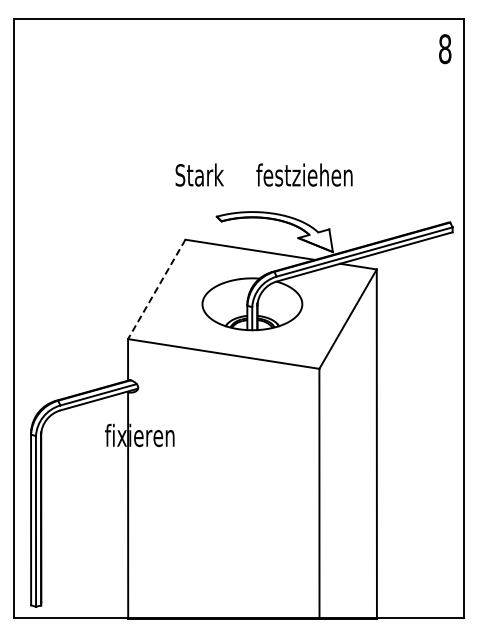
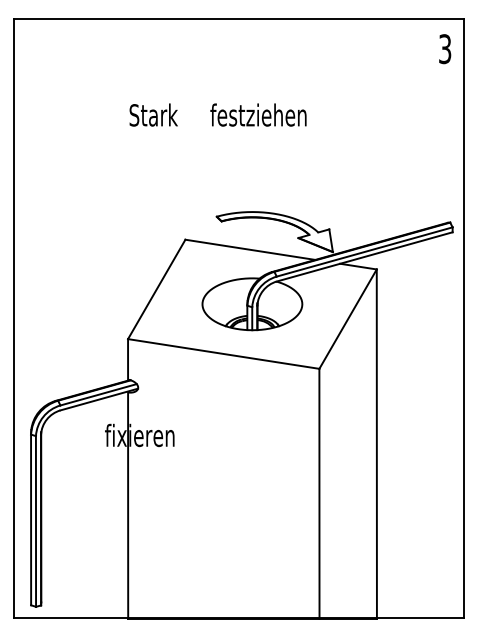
text: 8 -> 3 (445, 49)
text position: (263, 174) -> (217, 114) (217, 114)
line: dashed -> solid (156, 289)
